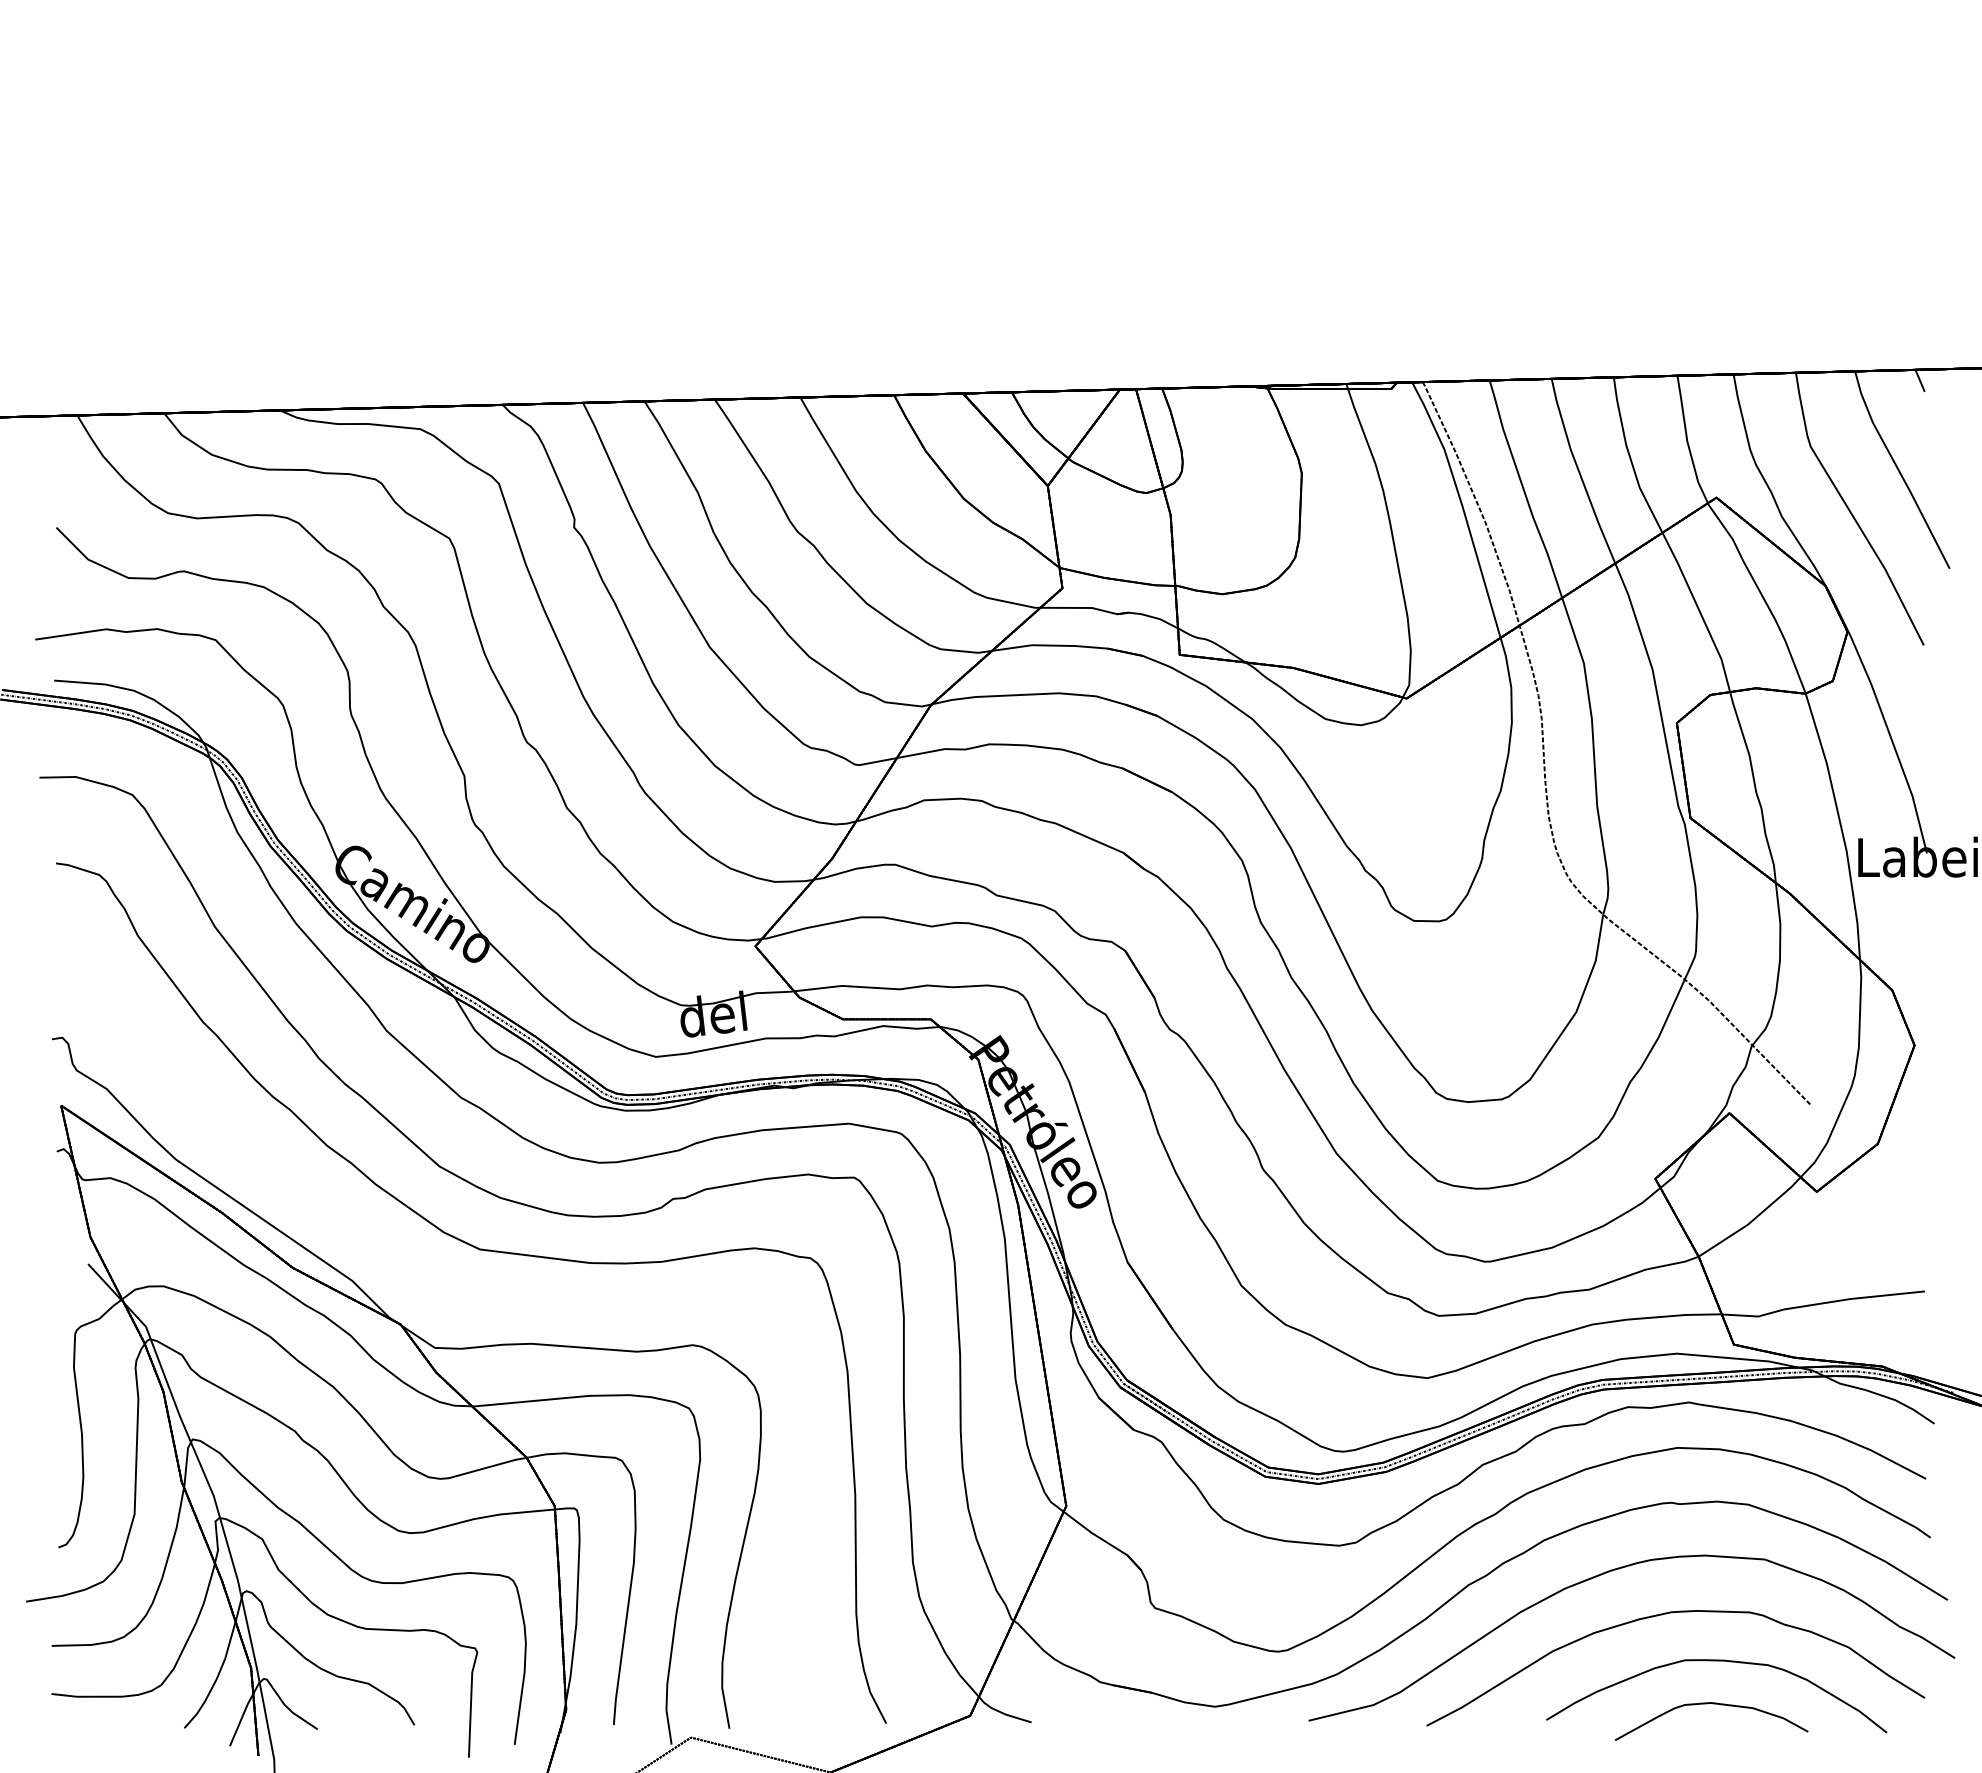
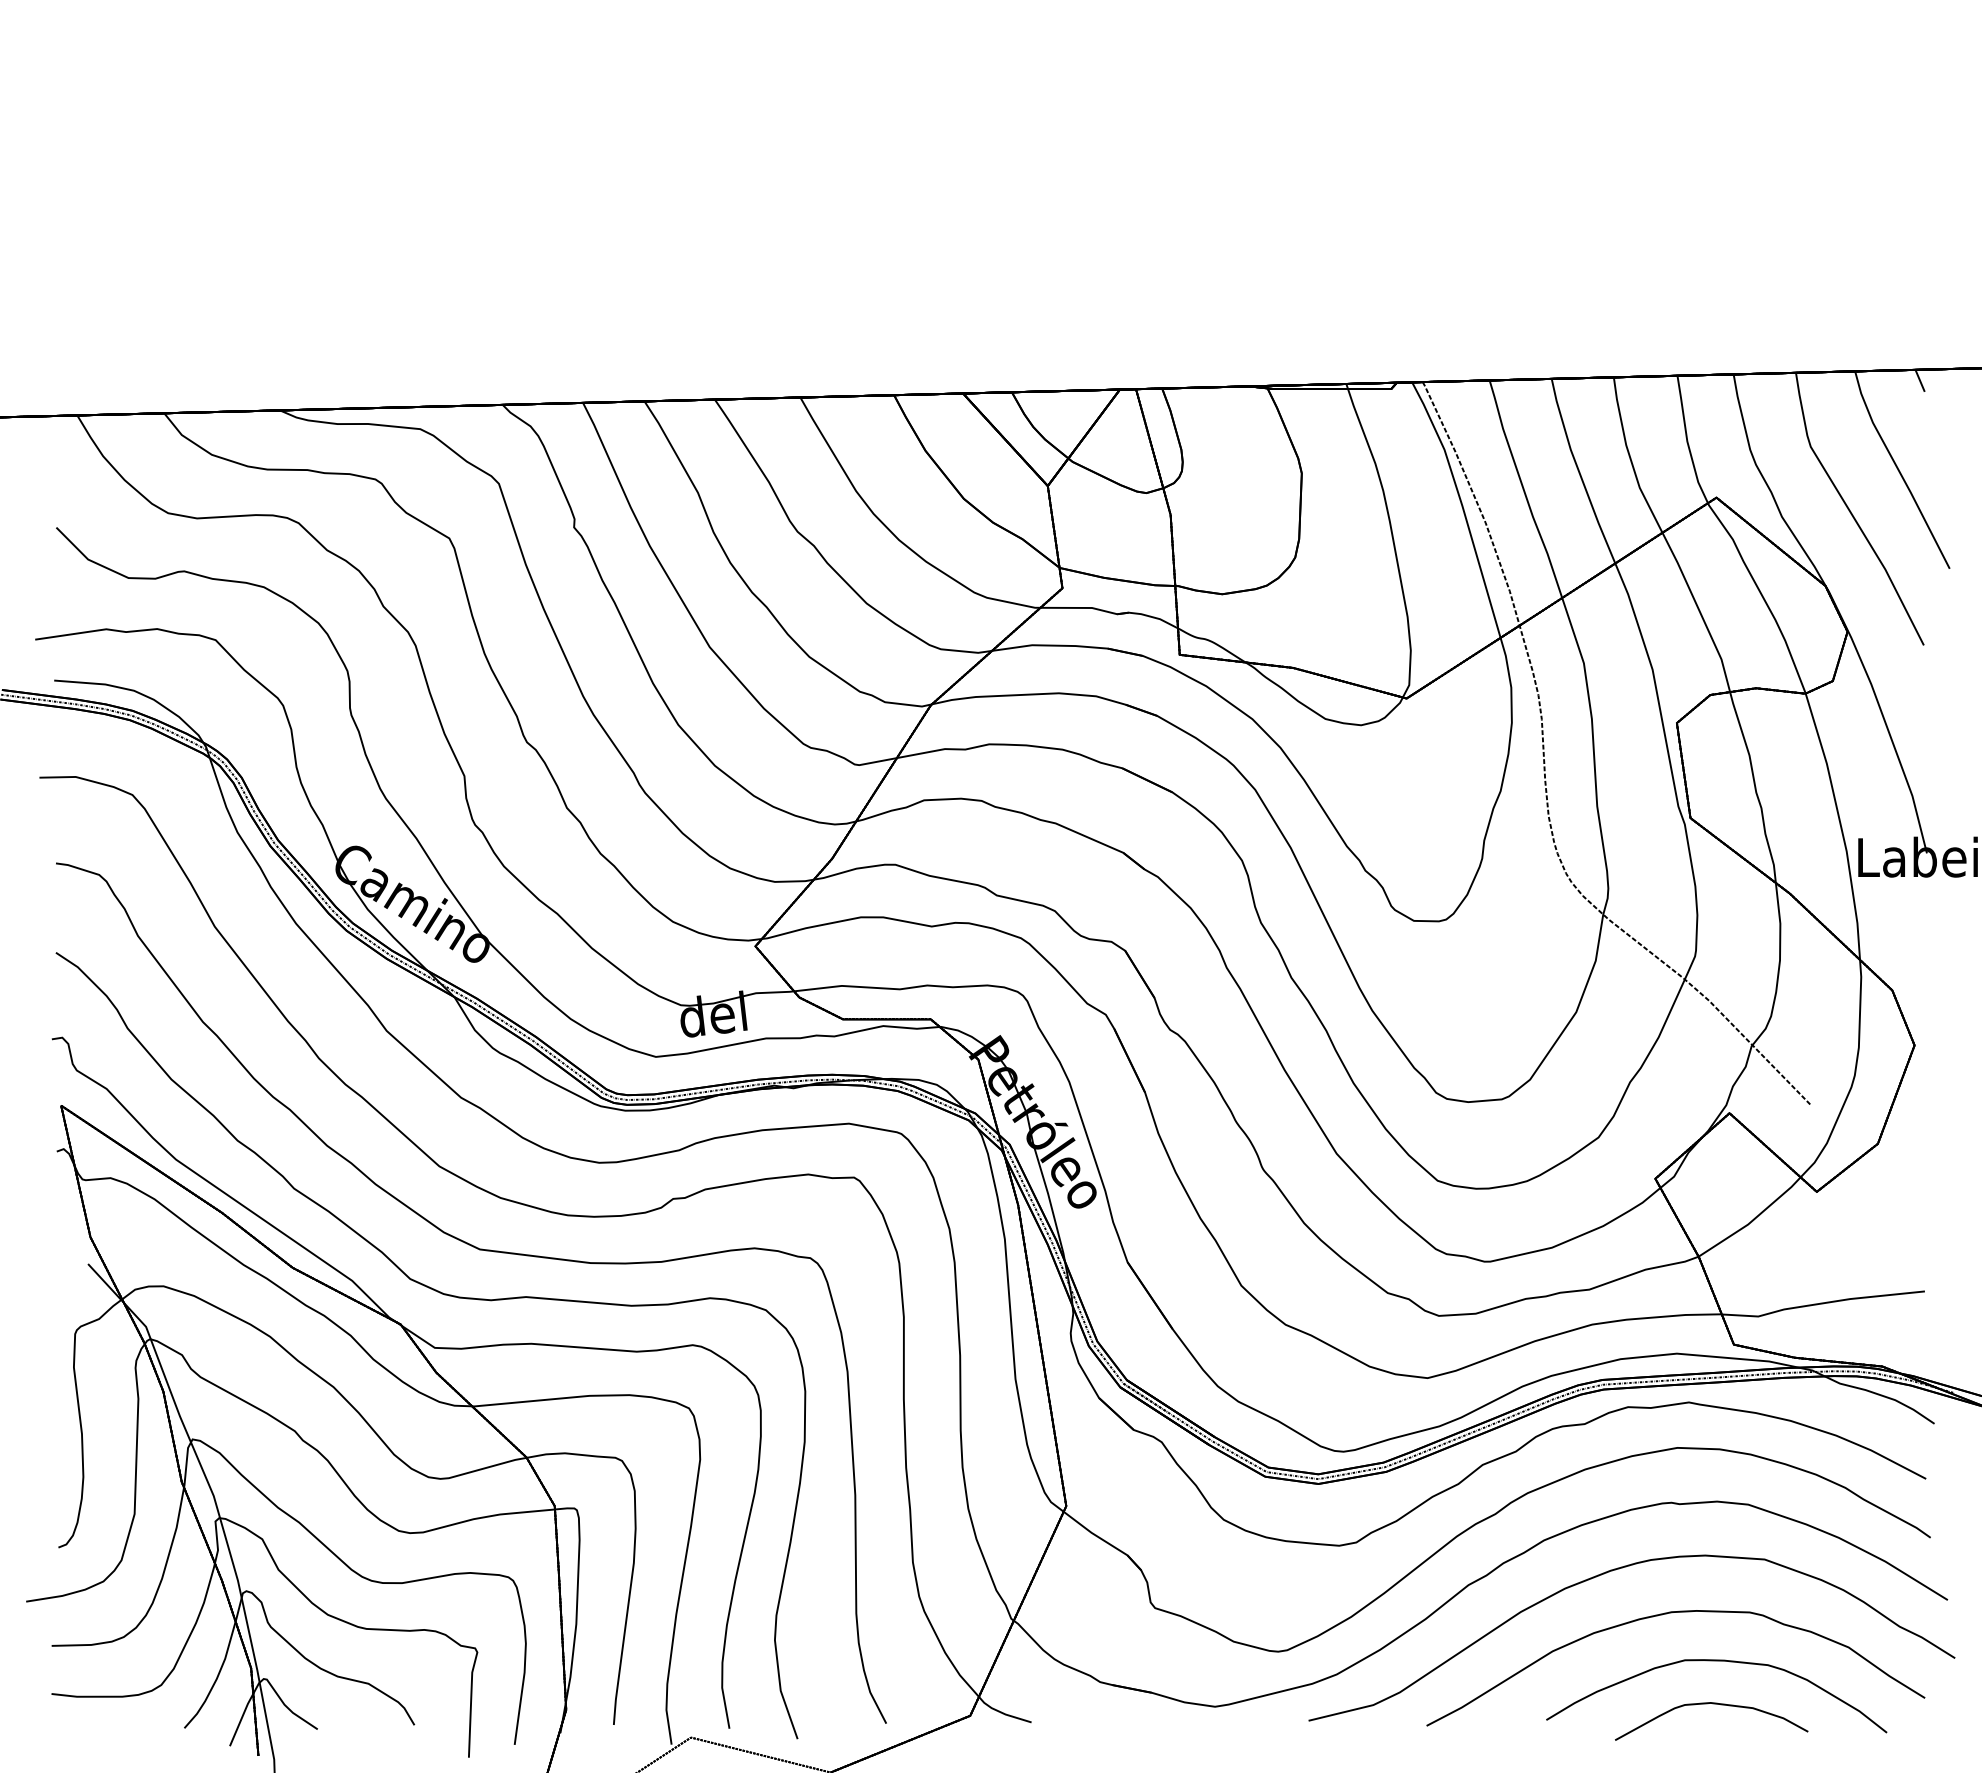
part: none -> present (444, 1295)
